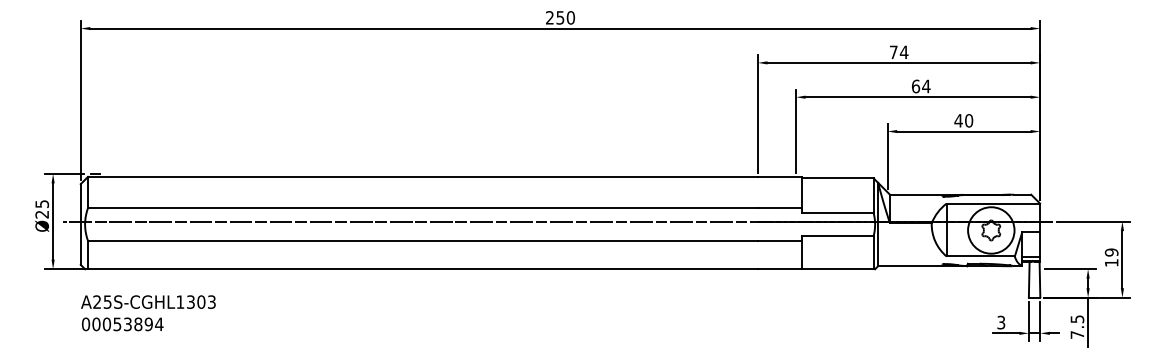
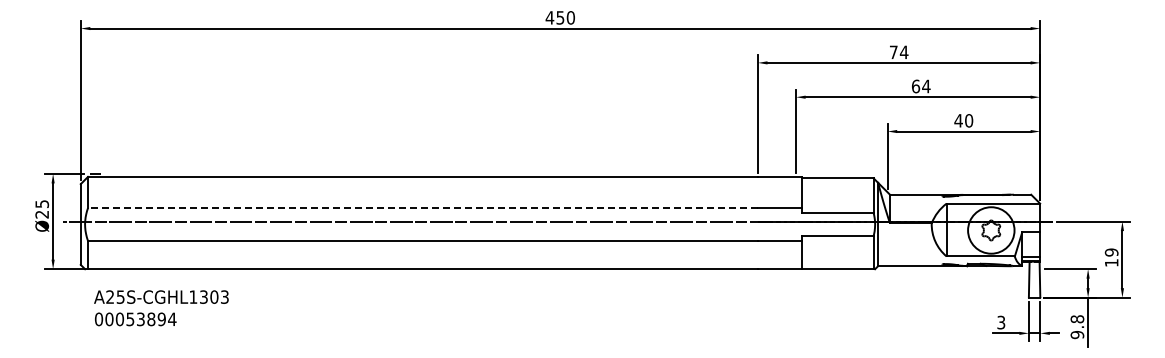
text: 250 -> 450 (549, 17)
line: solid -> dashed (422, 208)
text position: (148, 313) -> (161, 308) (161, 308)
text: 7.5 -> 9.8 (1077, 327)
